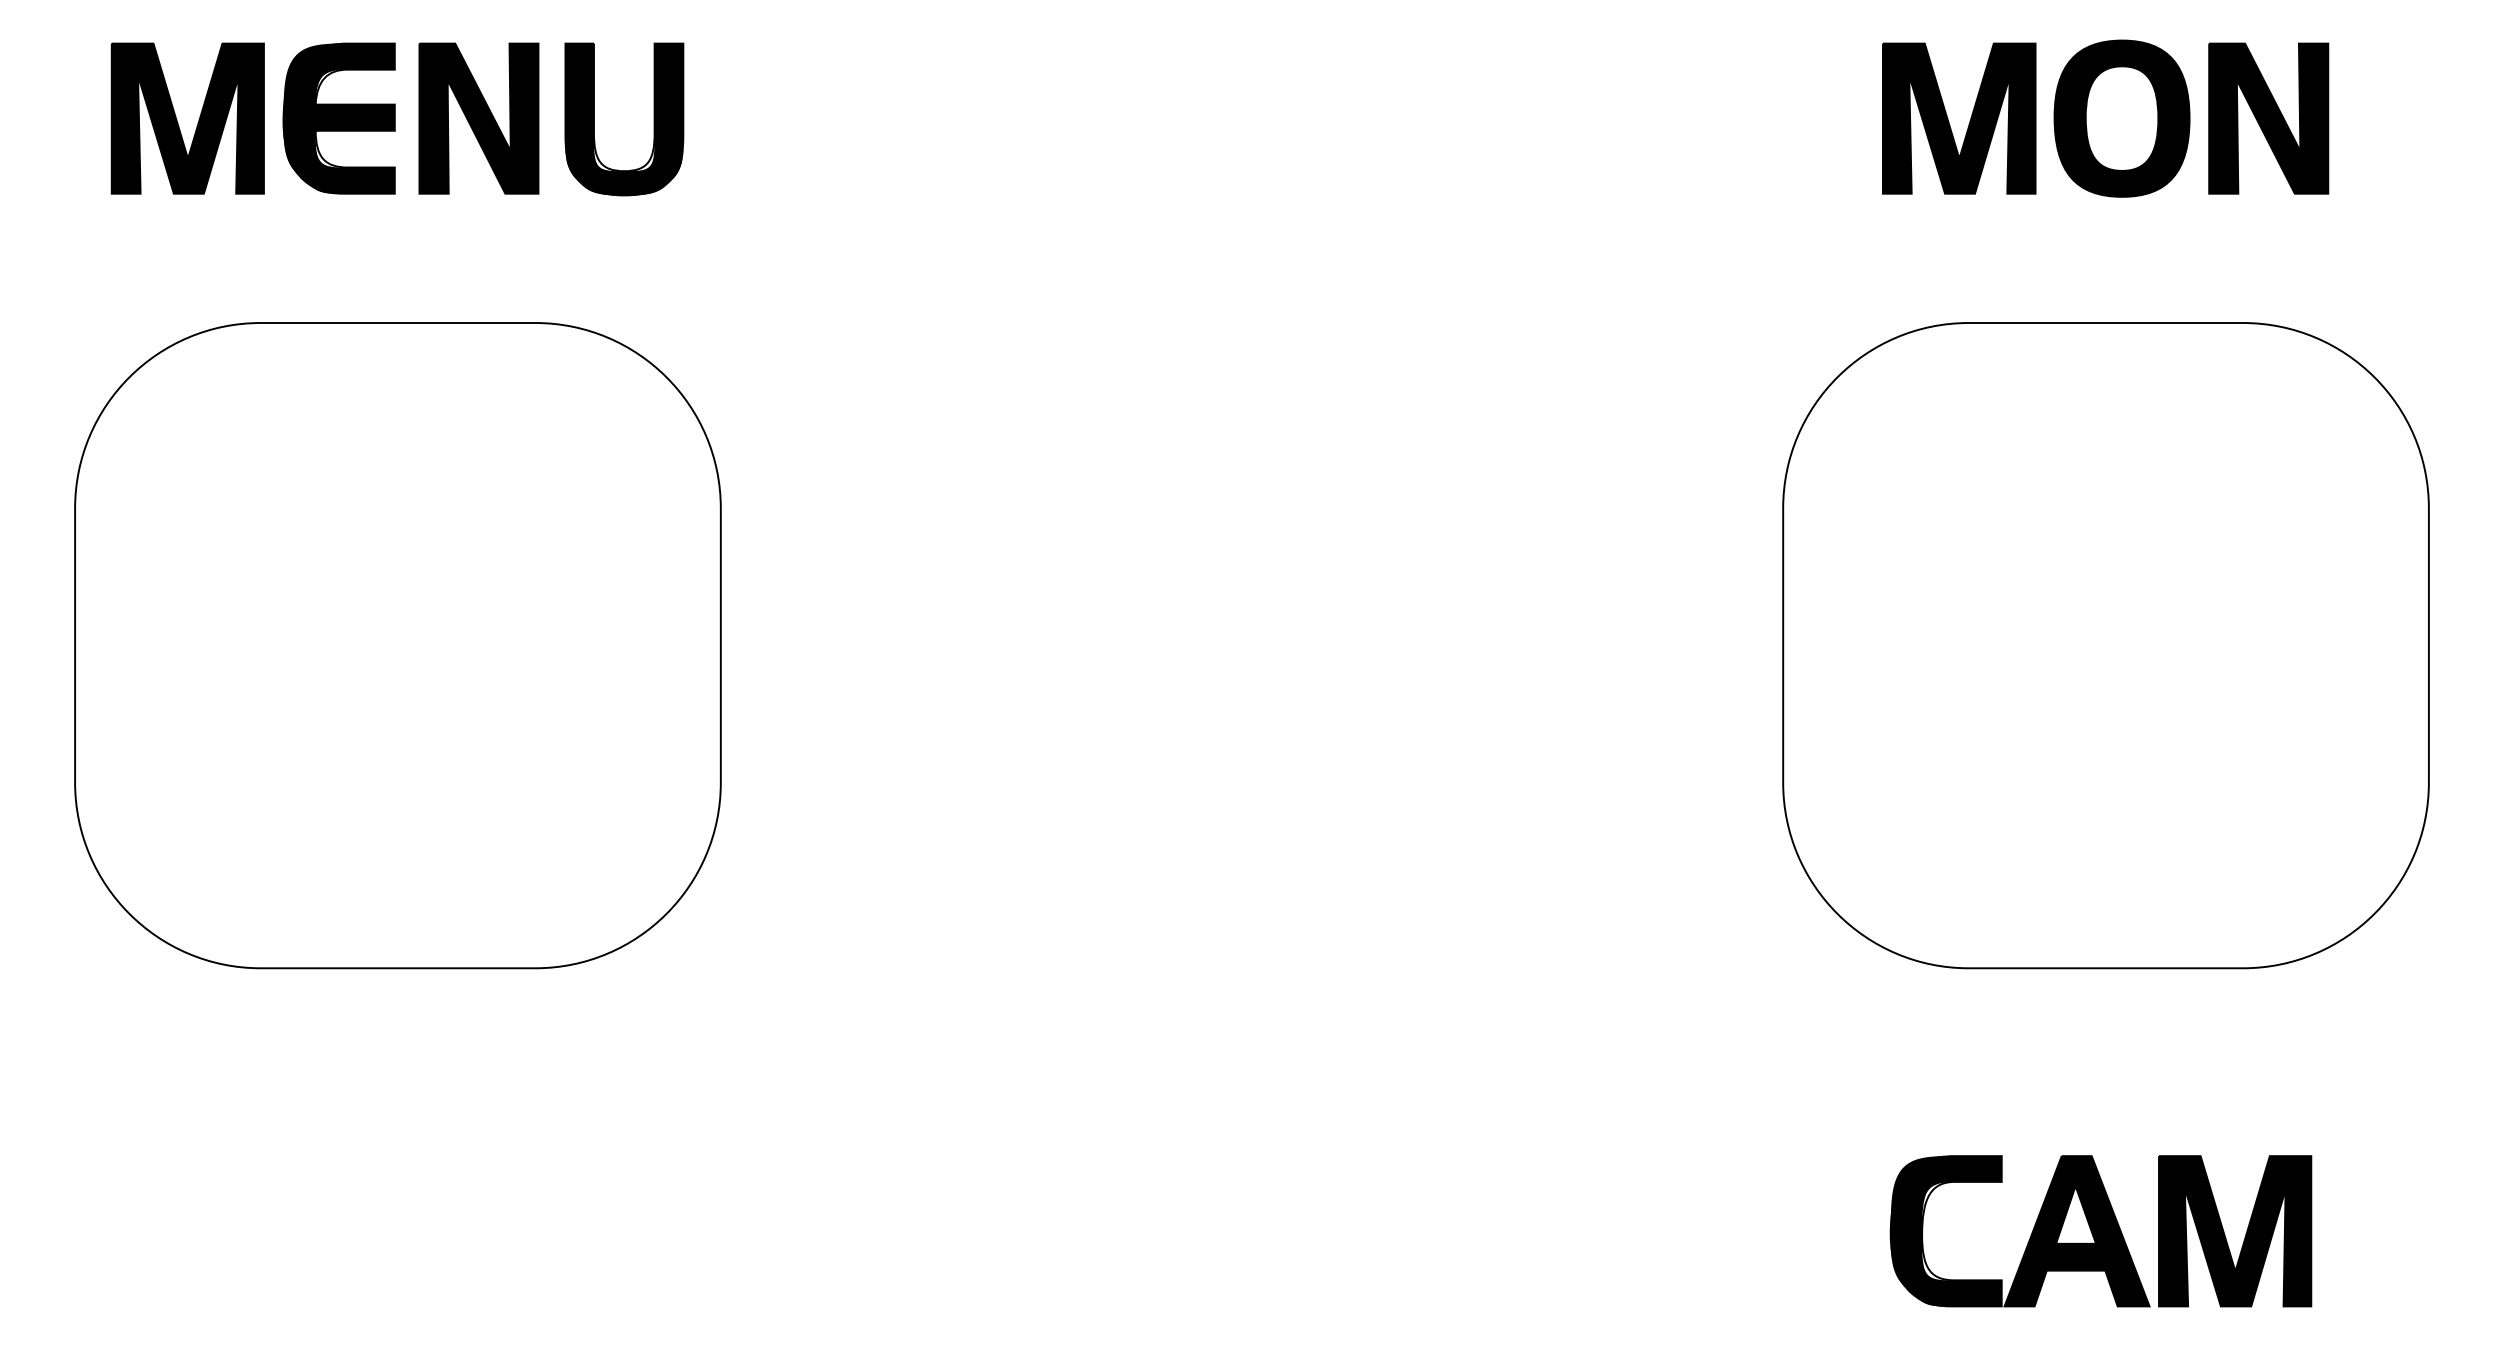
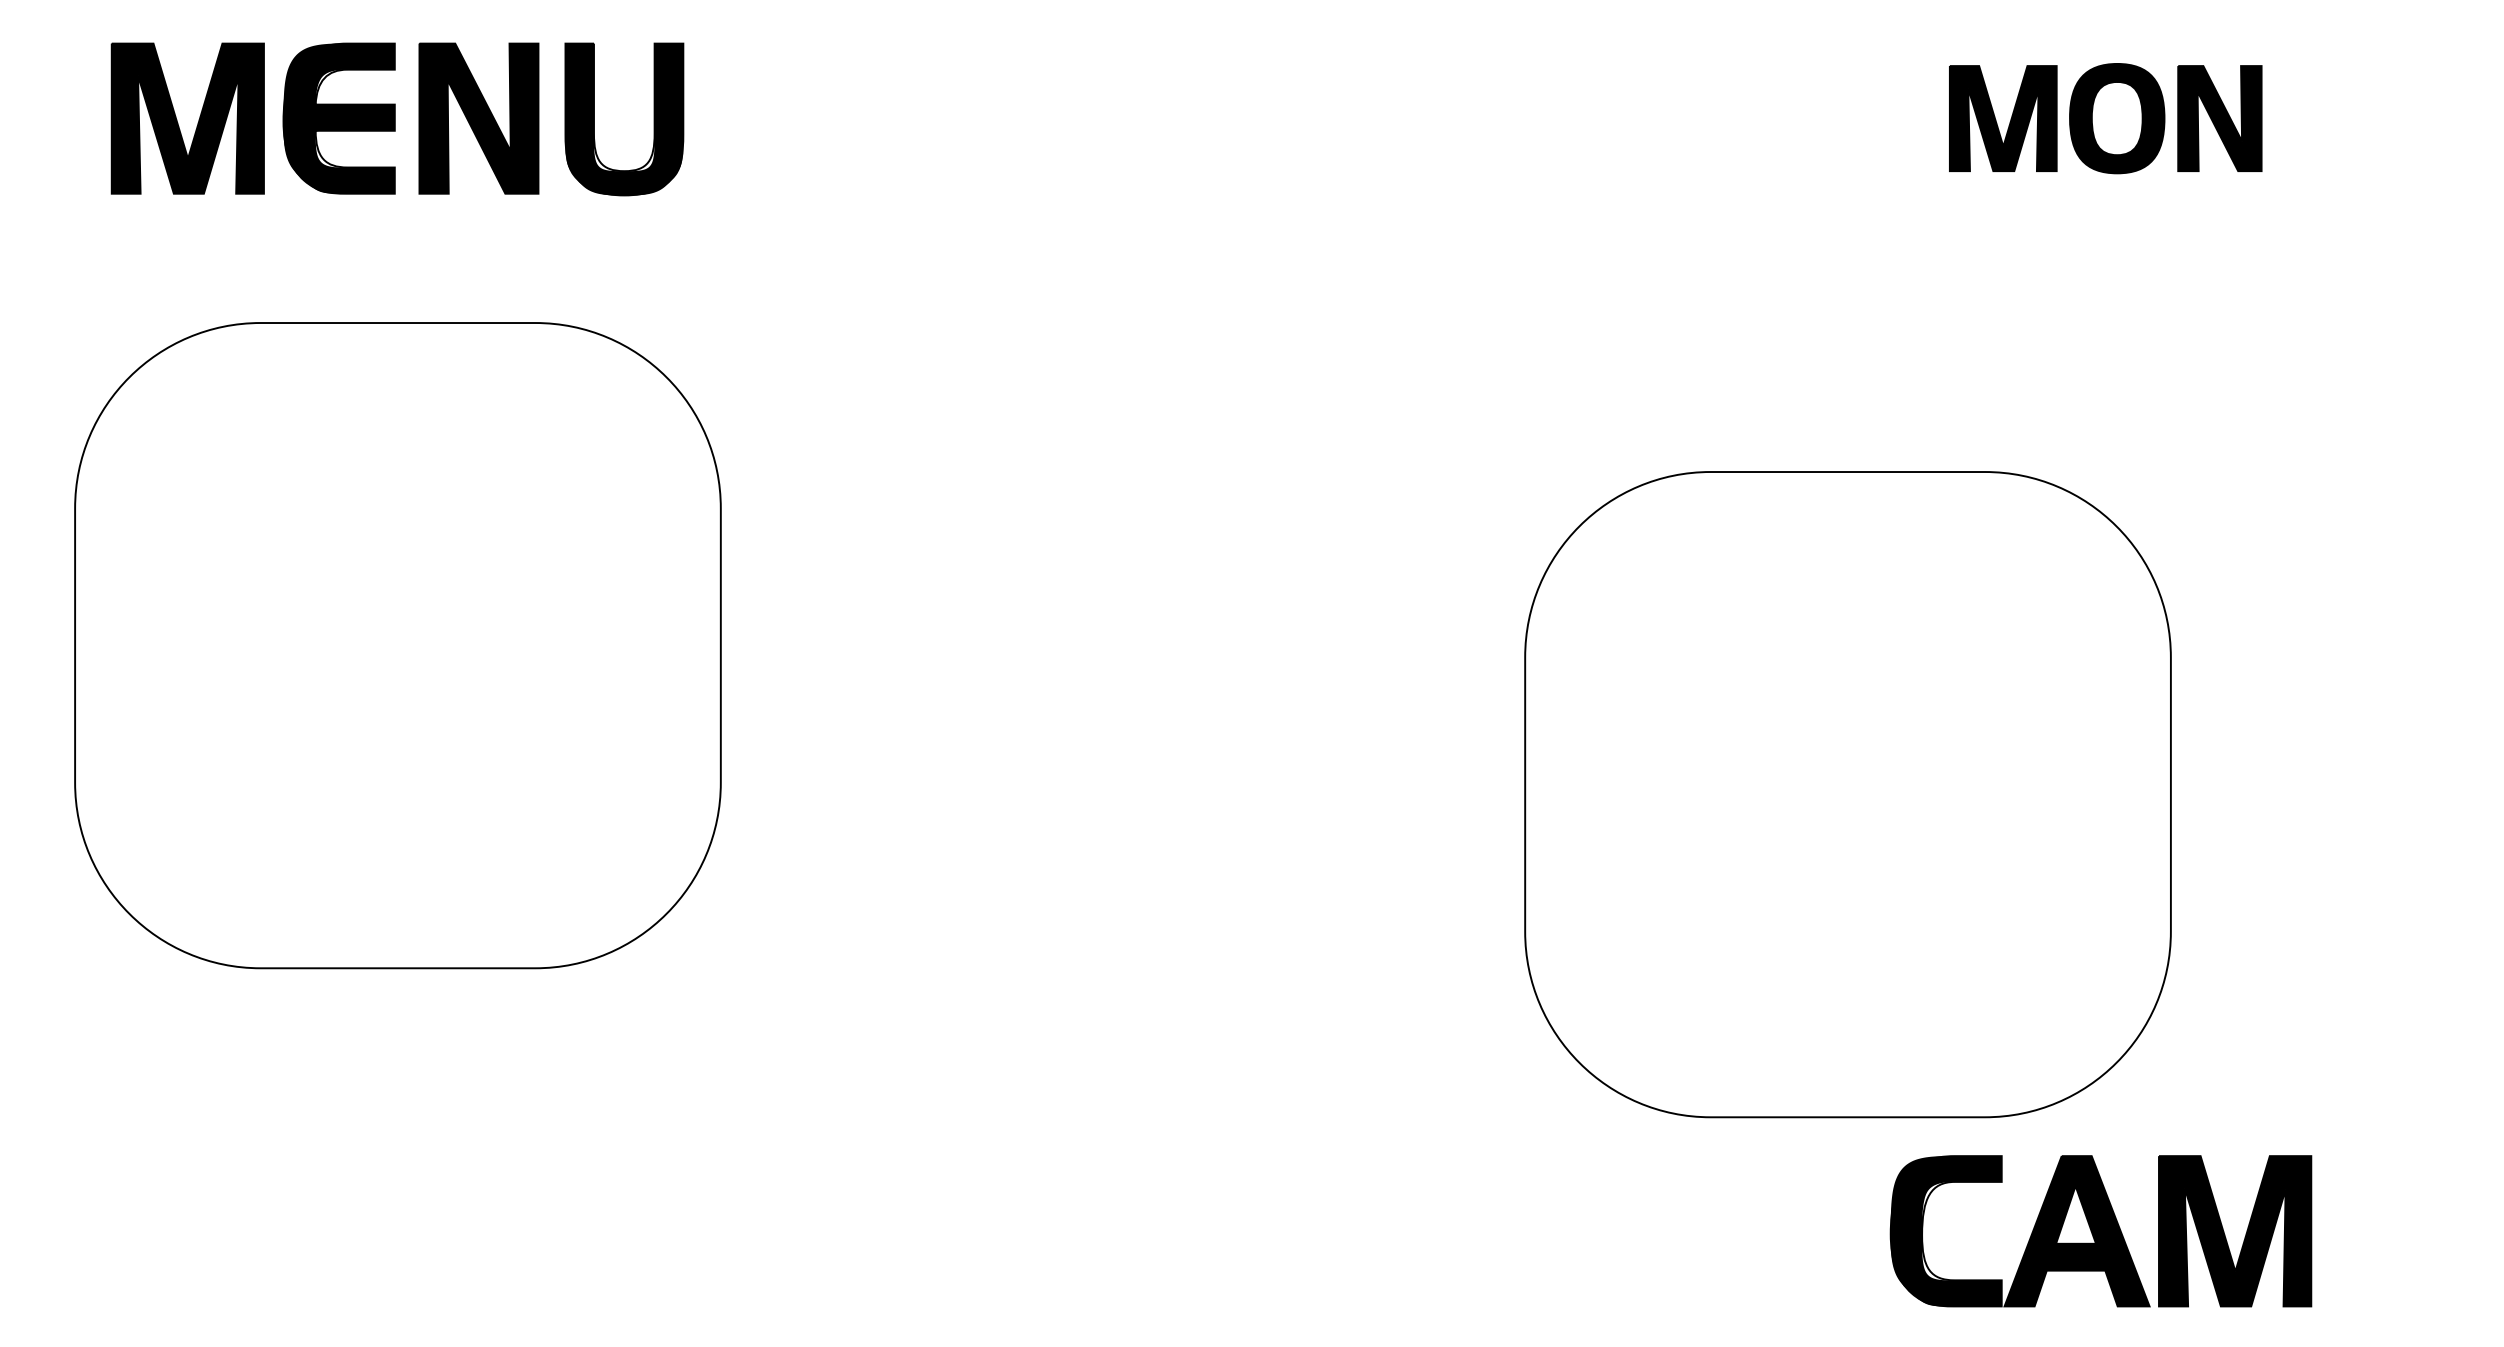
part size: 448x159 px -> 314x112 px (2105, 118)
part position: (2105, 645) -> (1847, 794) (1847, 794)
